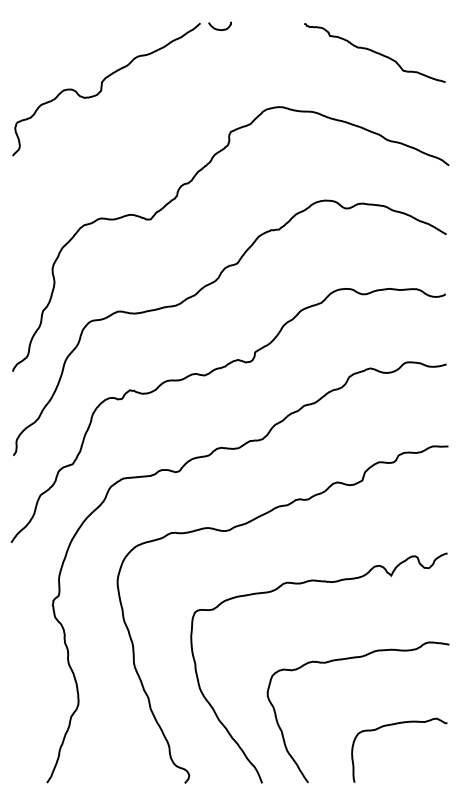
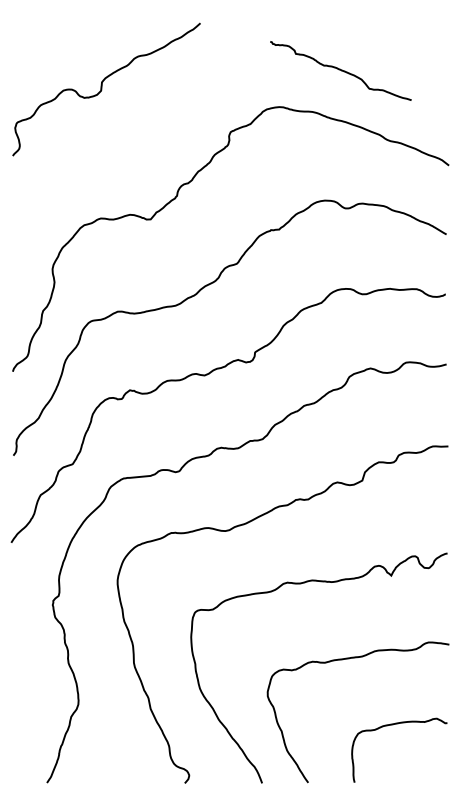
curve: present -> none (218, 28)
curve position: (374, 52) -> (340, 70) (340, 70)
